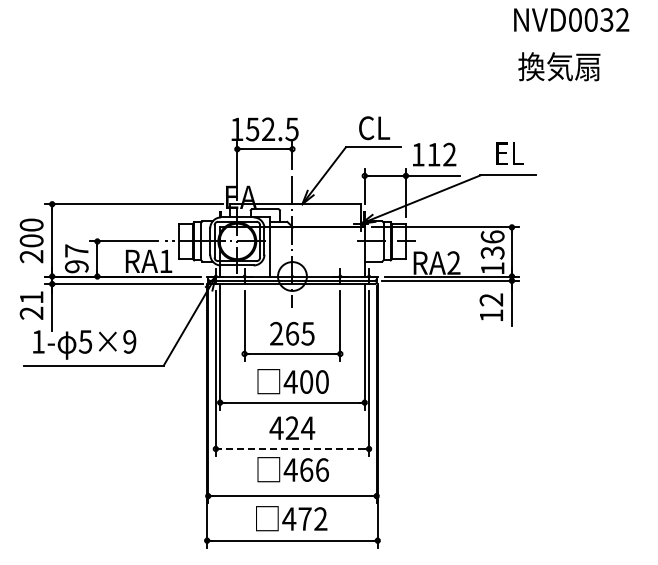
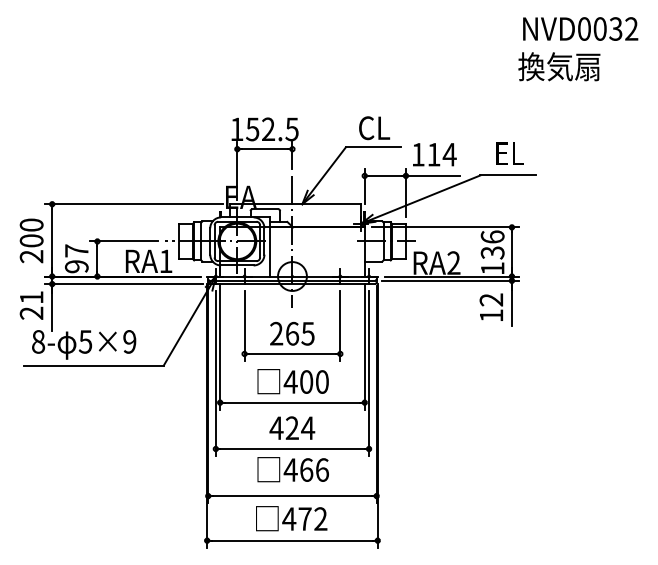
text position: (571, 19) -> (580, 28) (580, 28)
text: 112 -> 114 (449, 154)
text: 1- -> 8- (38, 341)
line: dashed -> solid (291, 449)
